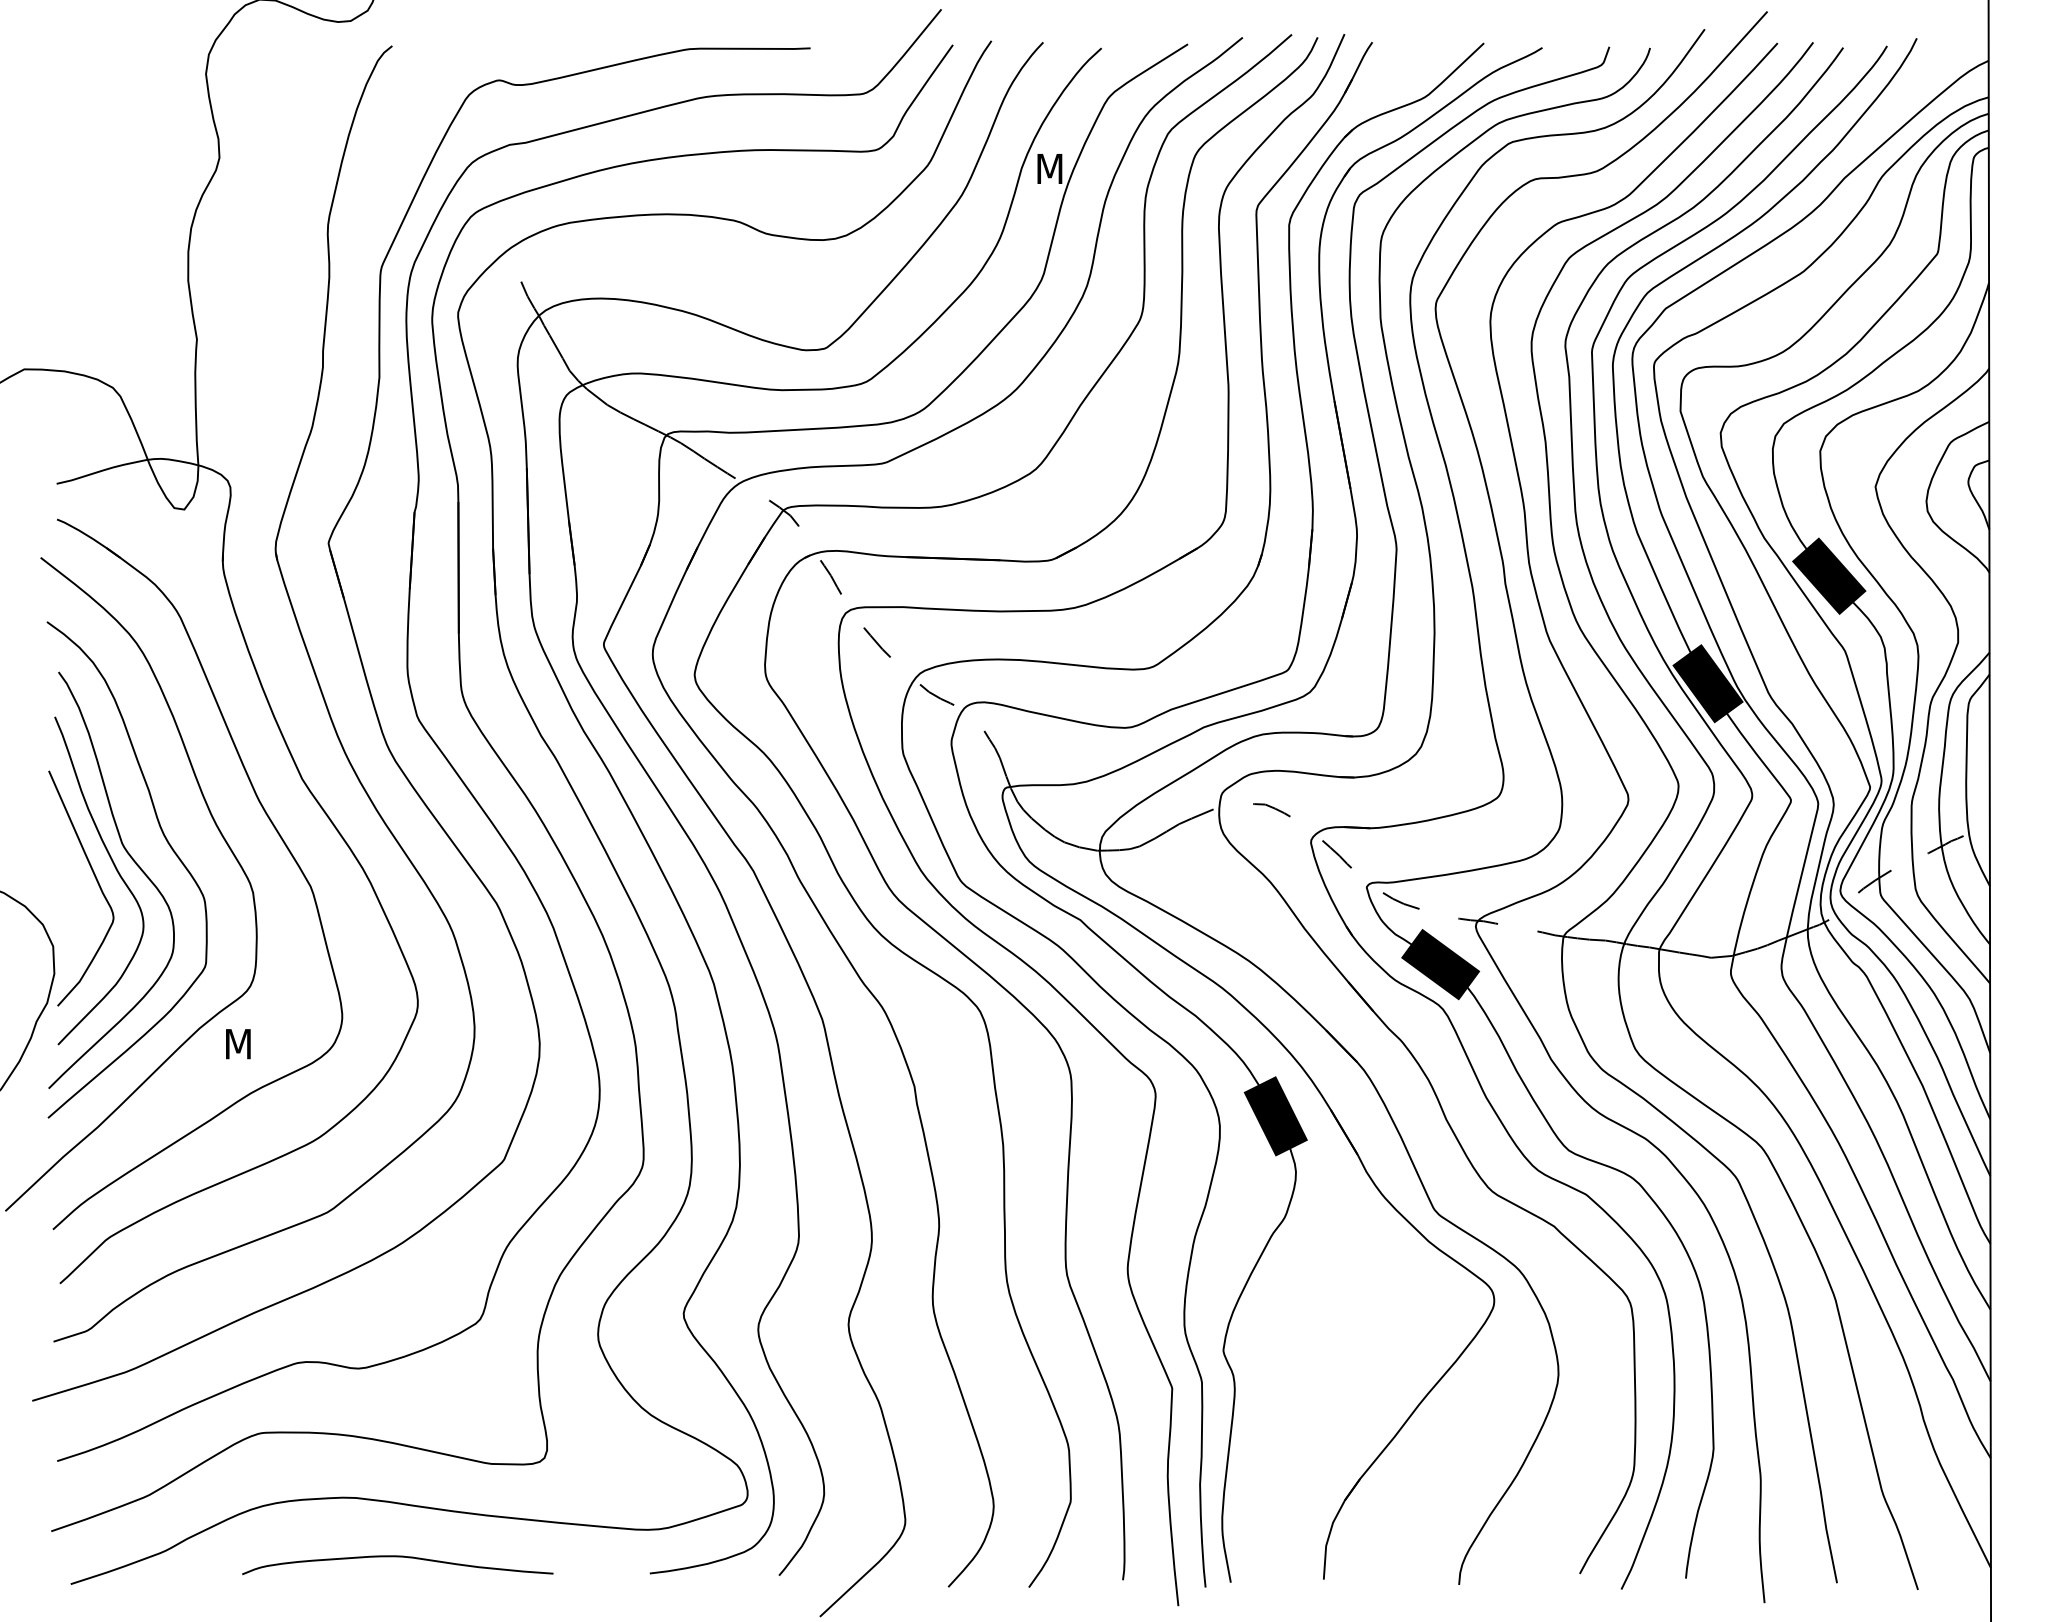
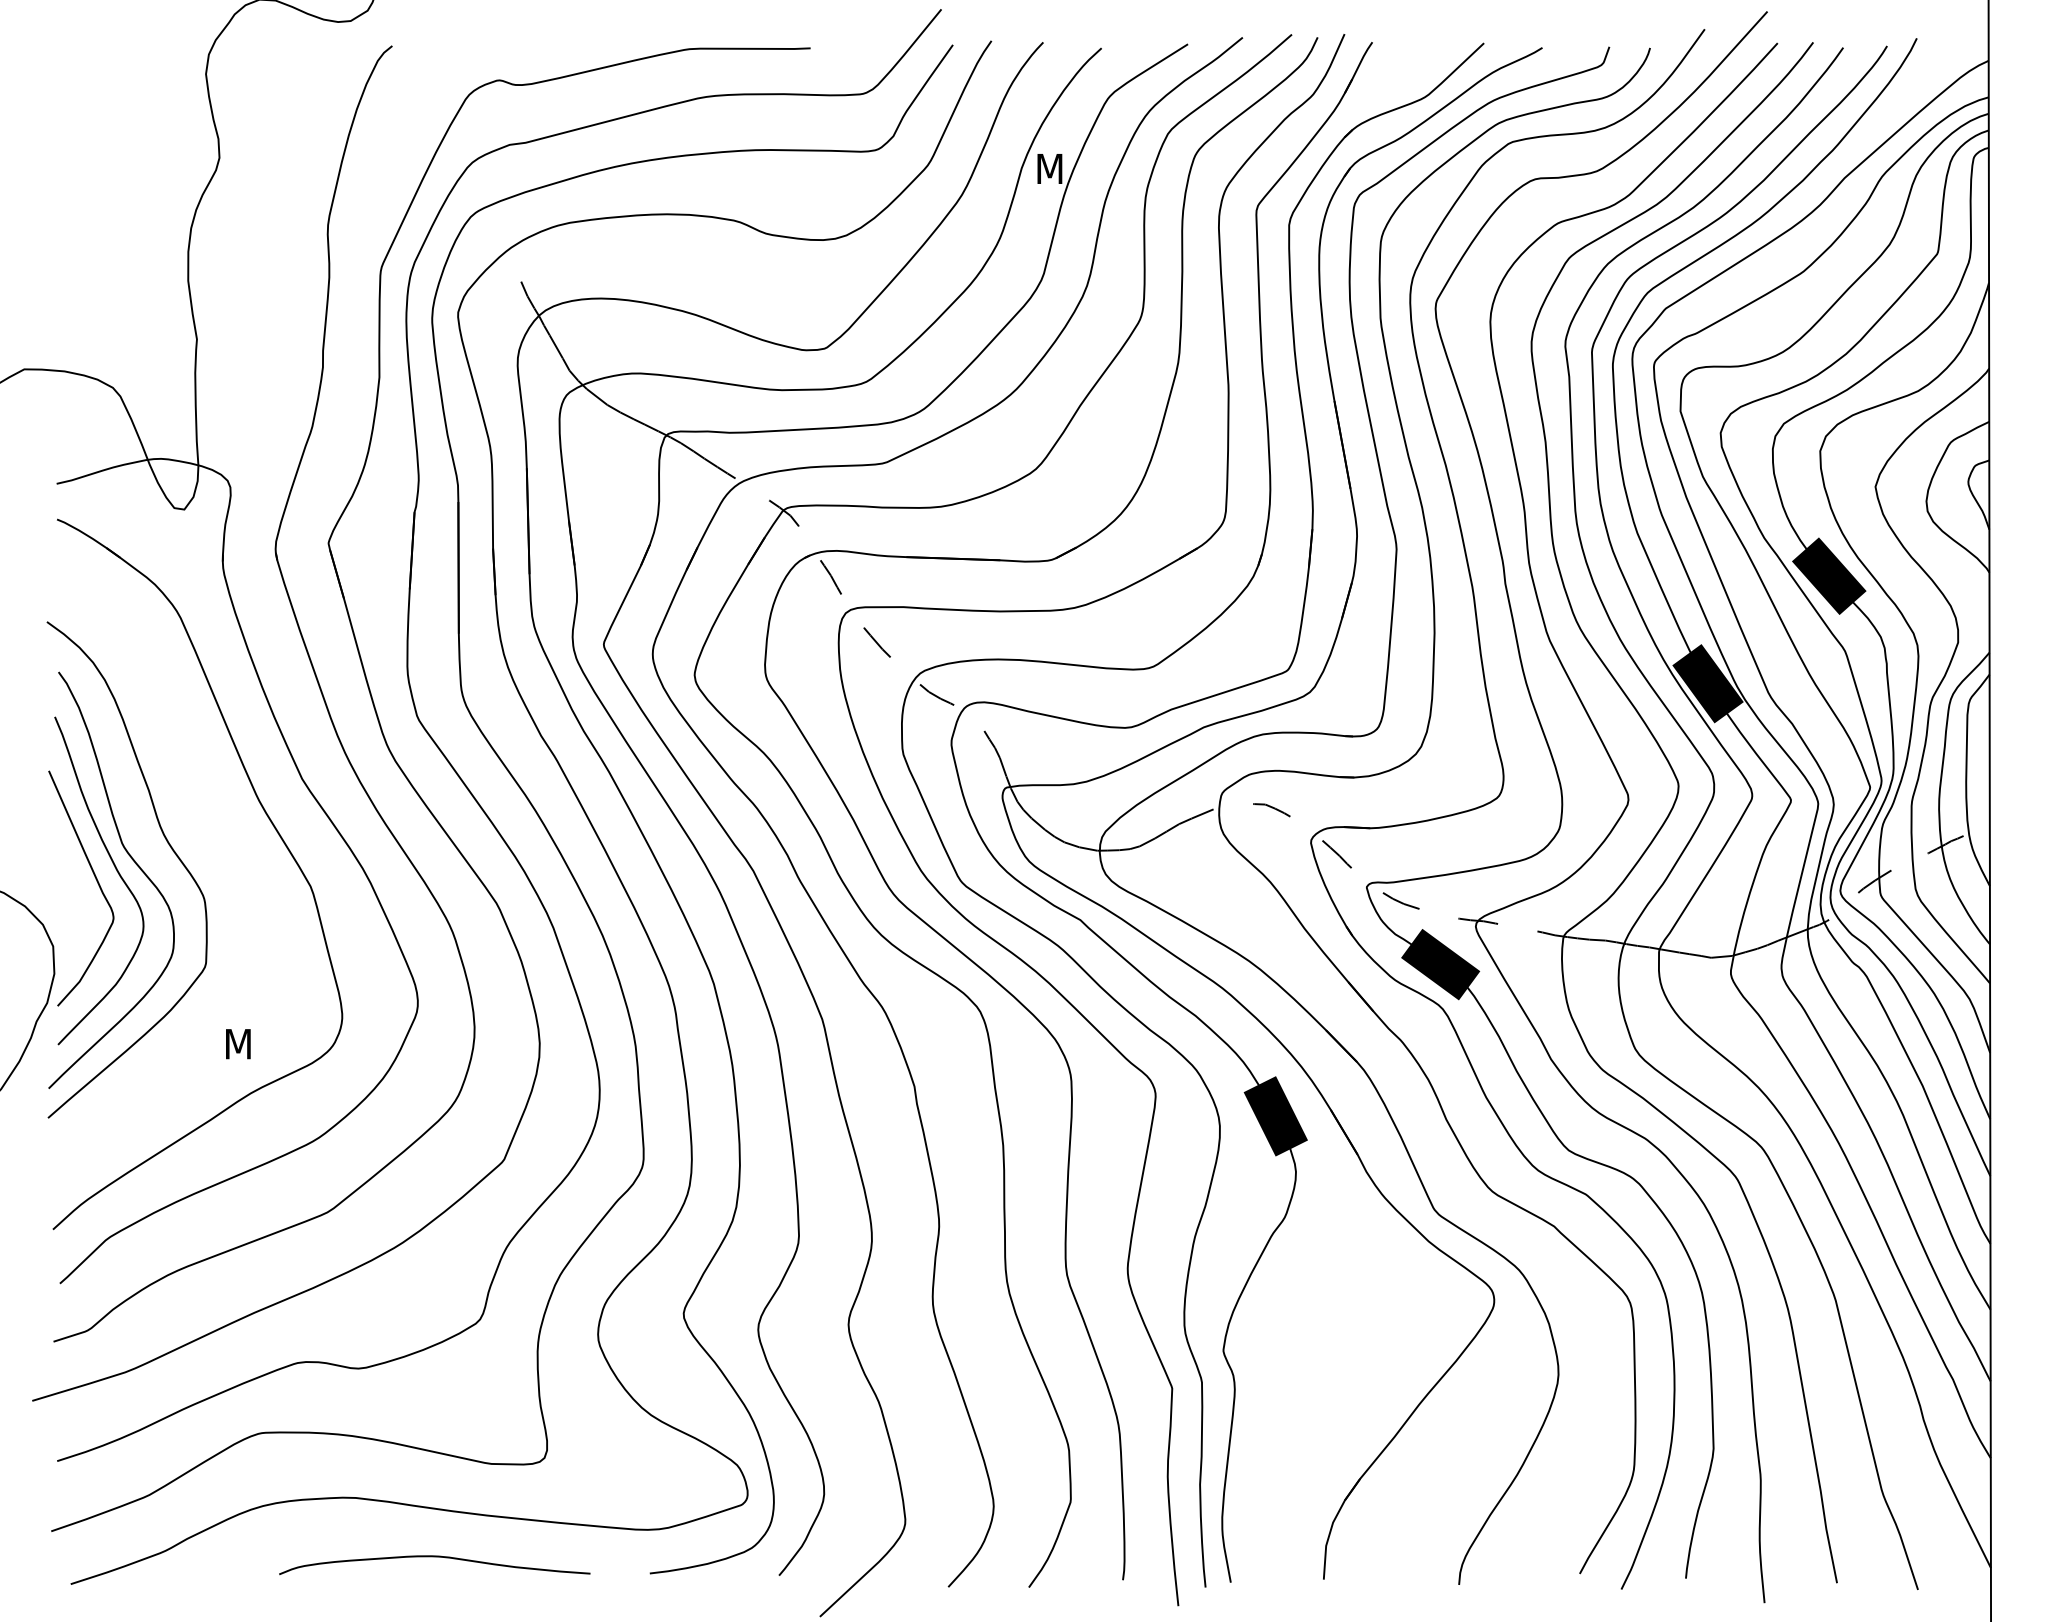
curve: present -> none (221, 836)
curve position: (397, 1557) -> (434, 1557) (434, 1557)
